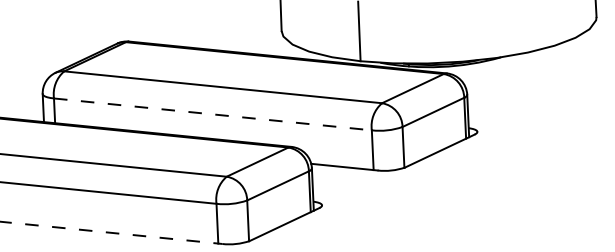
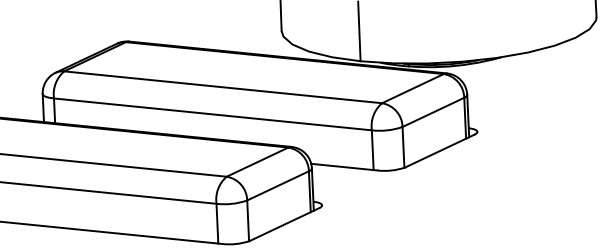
line: dashed -> solid (212, 114)
line: dashed -> solid (112, 232)
